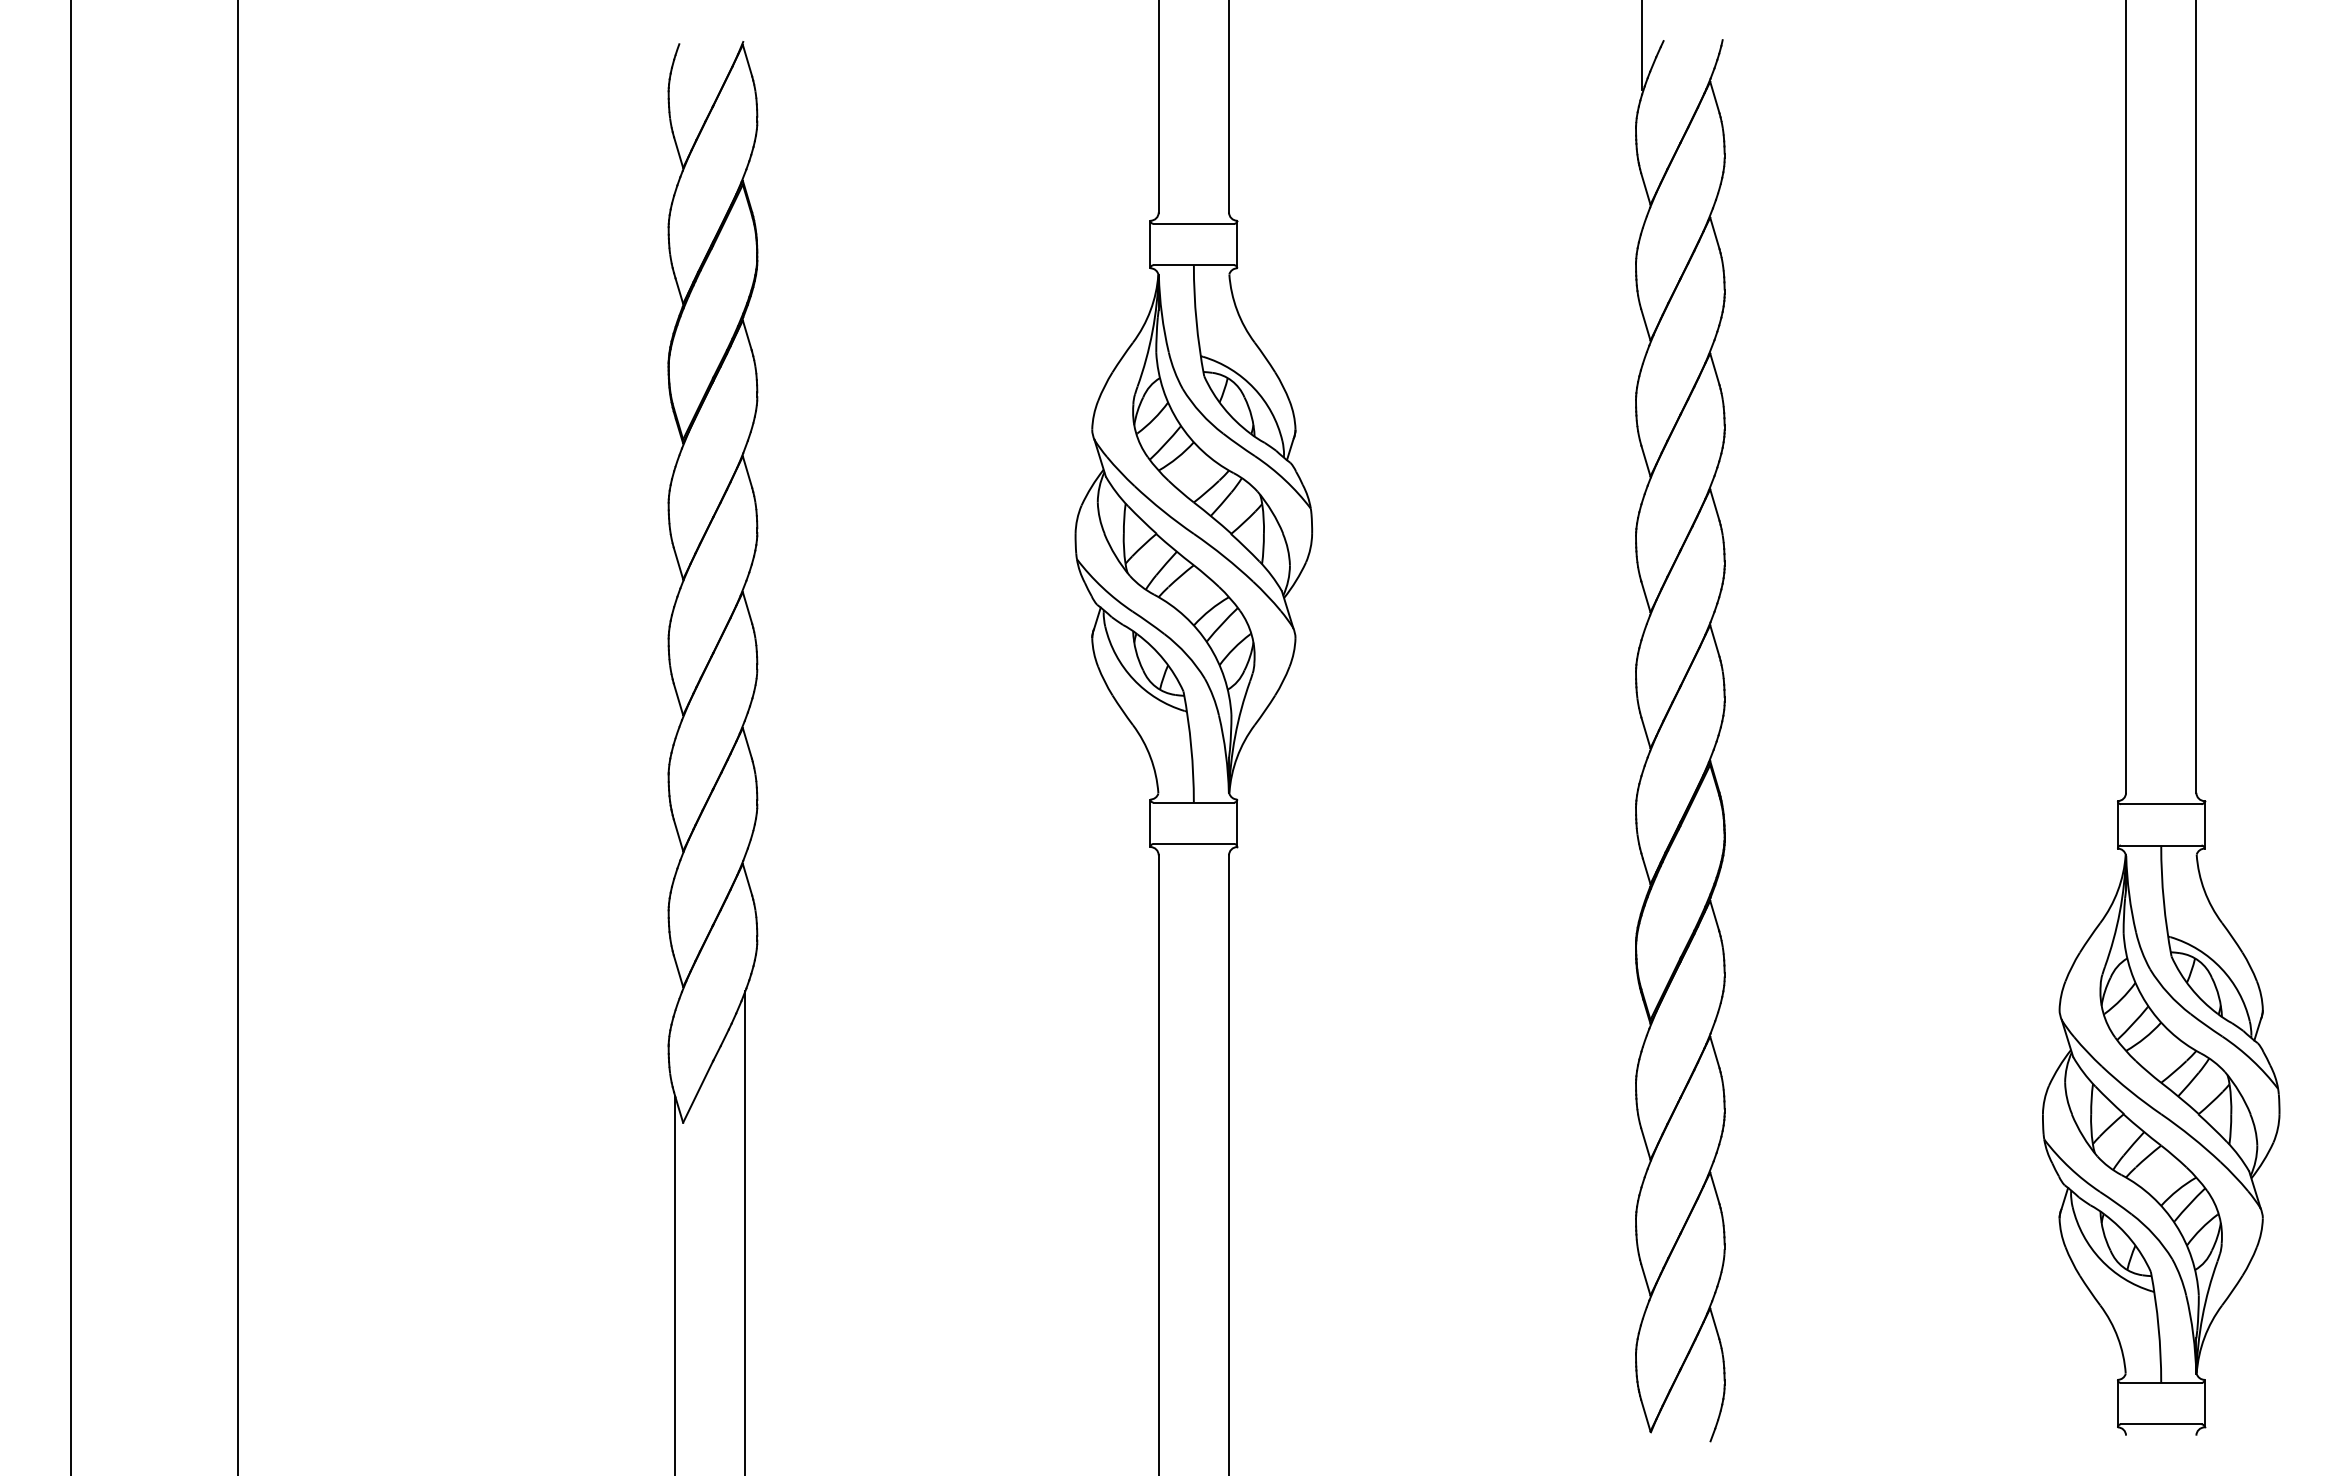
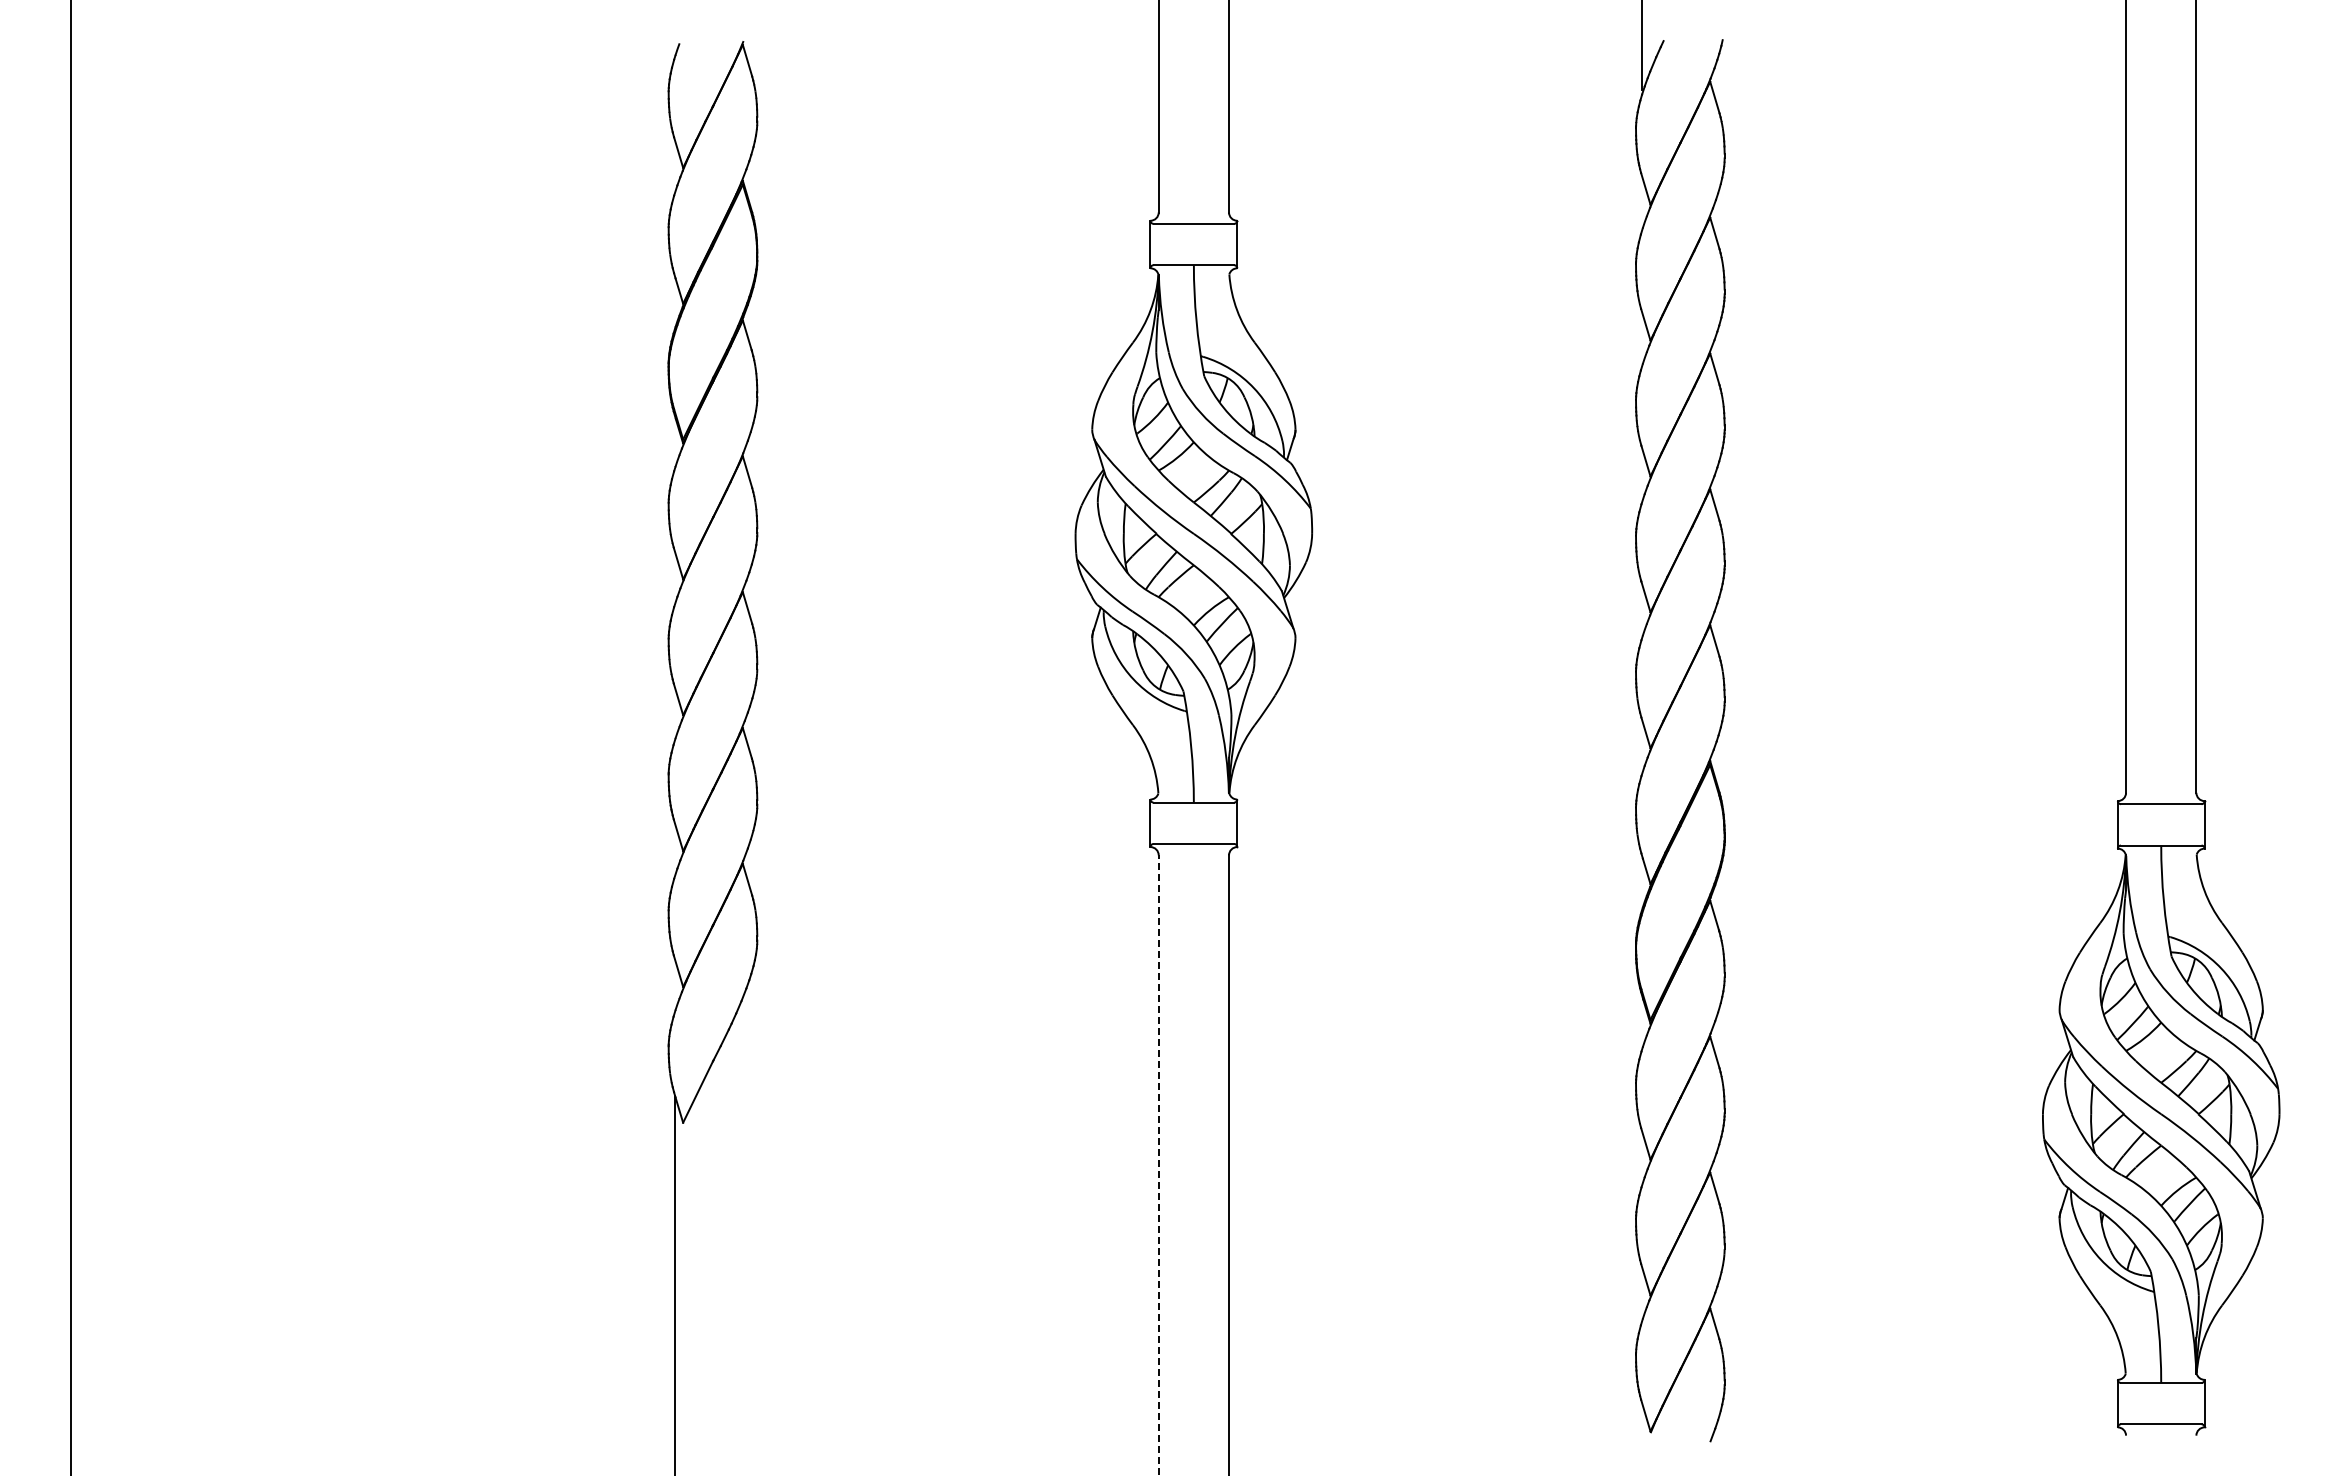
line: present -> none (237, 737)
line: solid -> dashed (1158, 1164)
line: present -> none (745, 1231)
